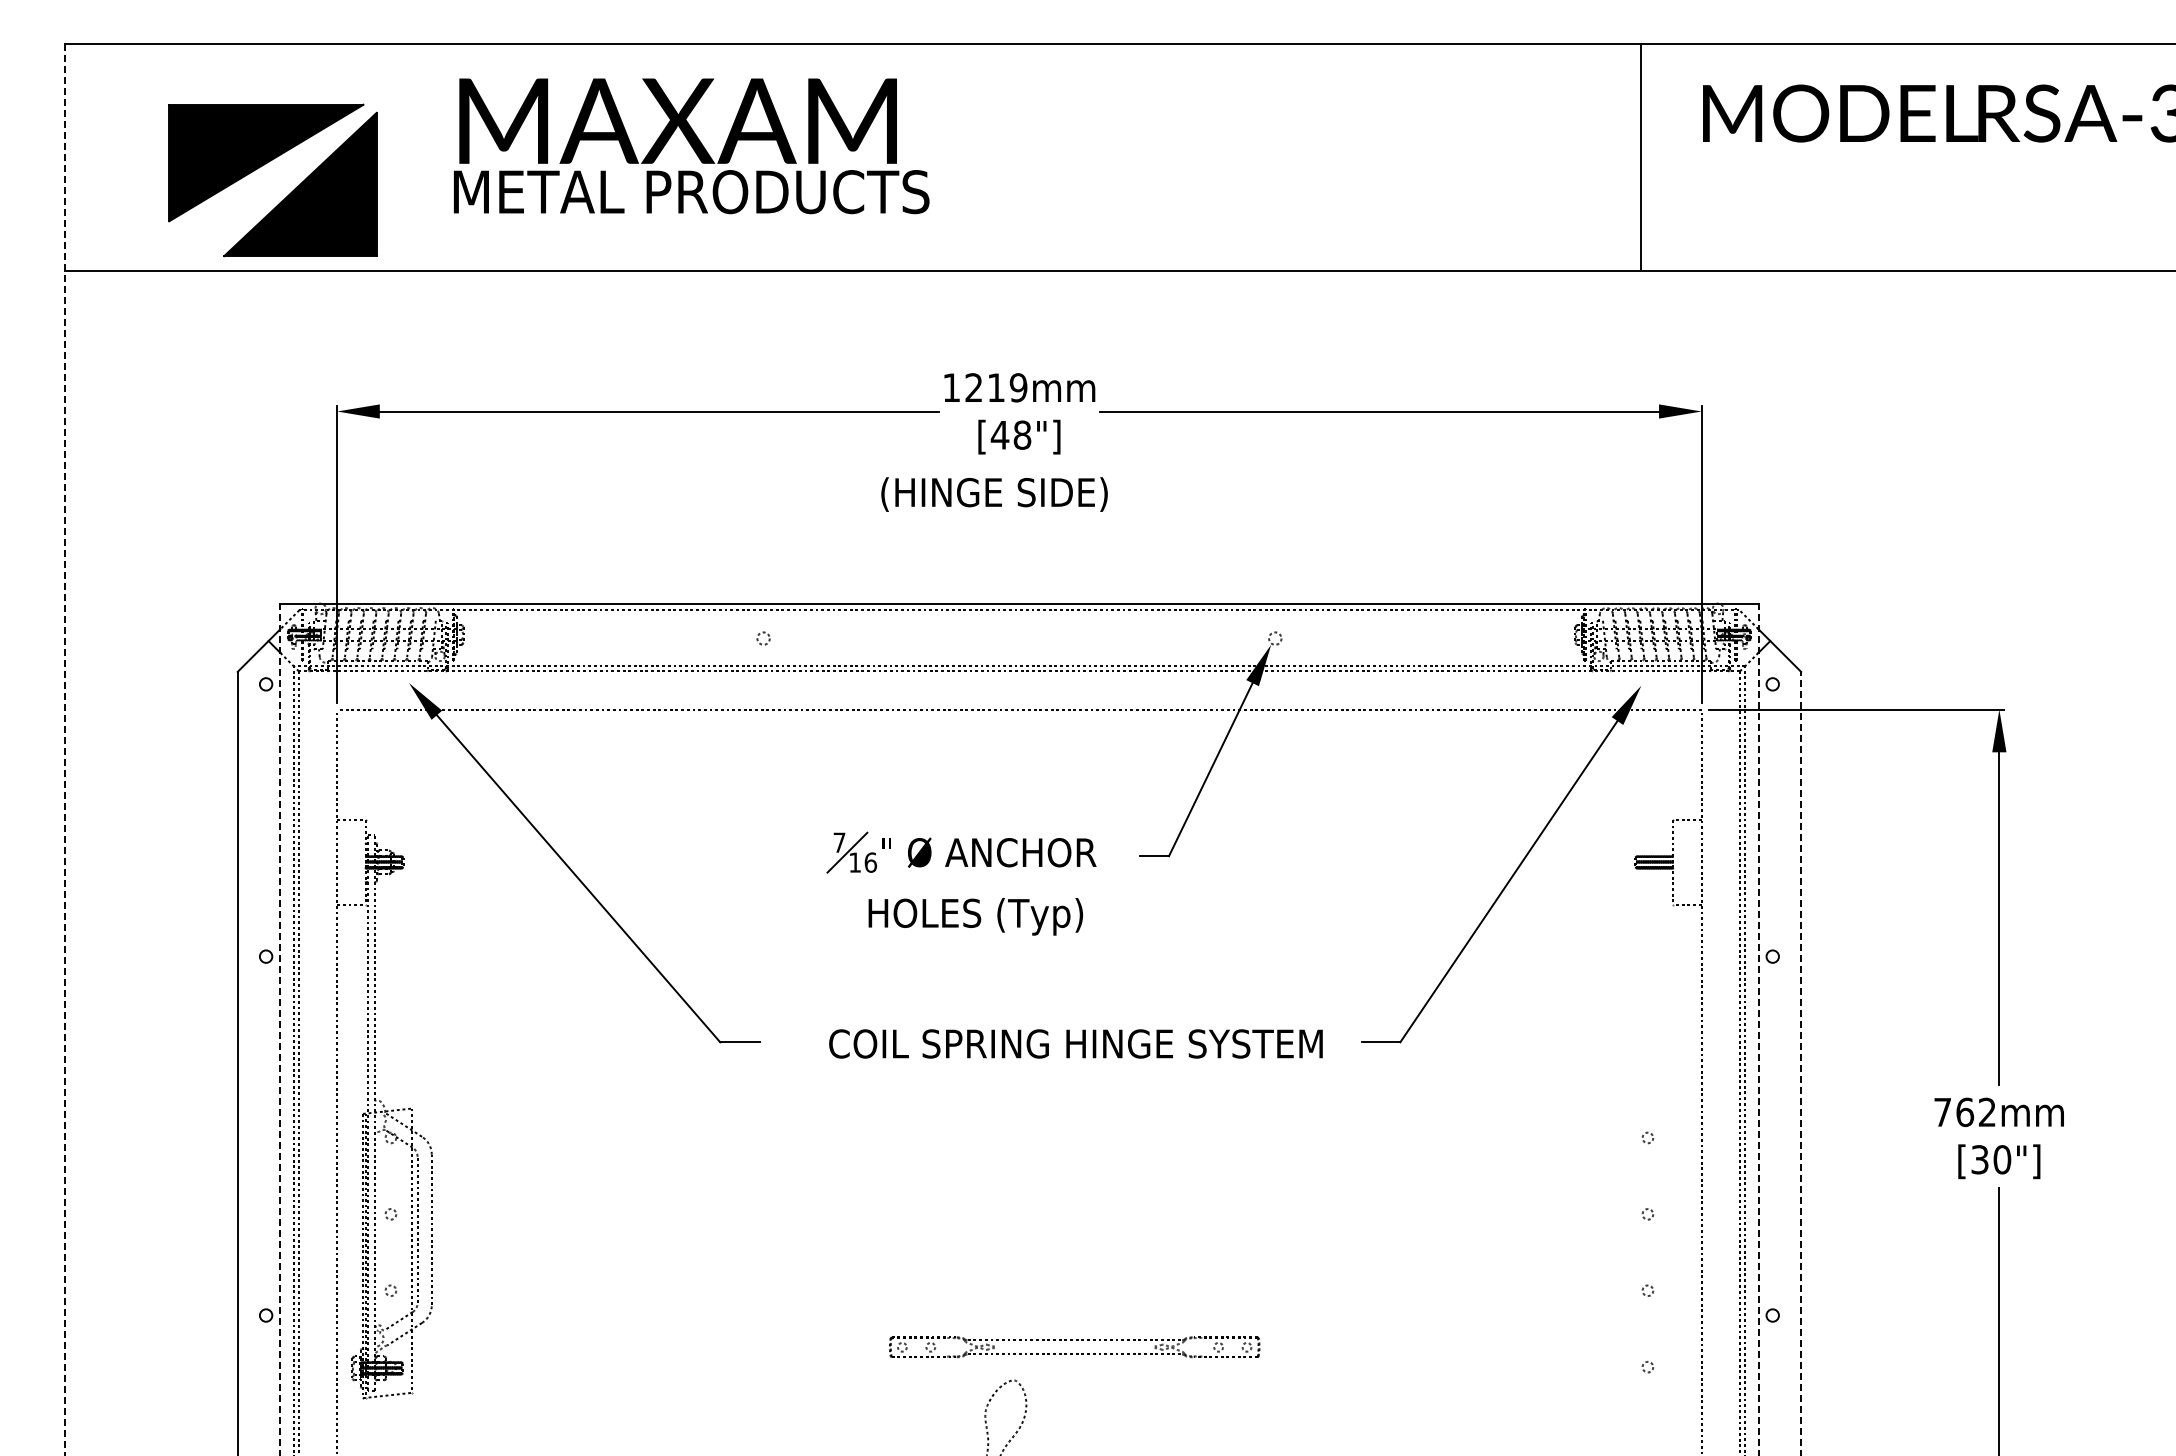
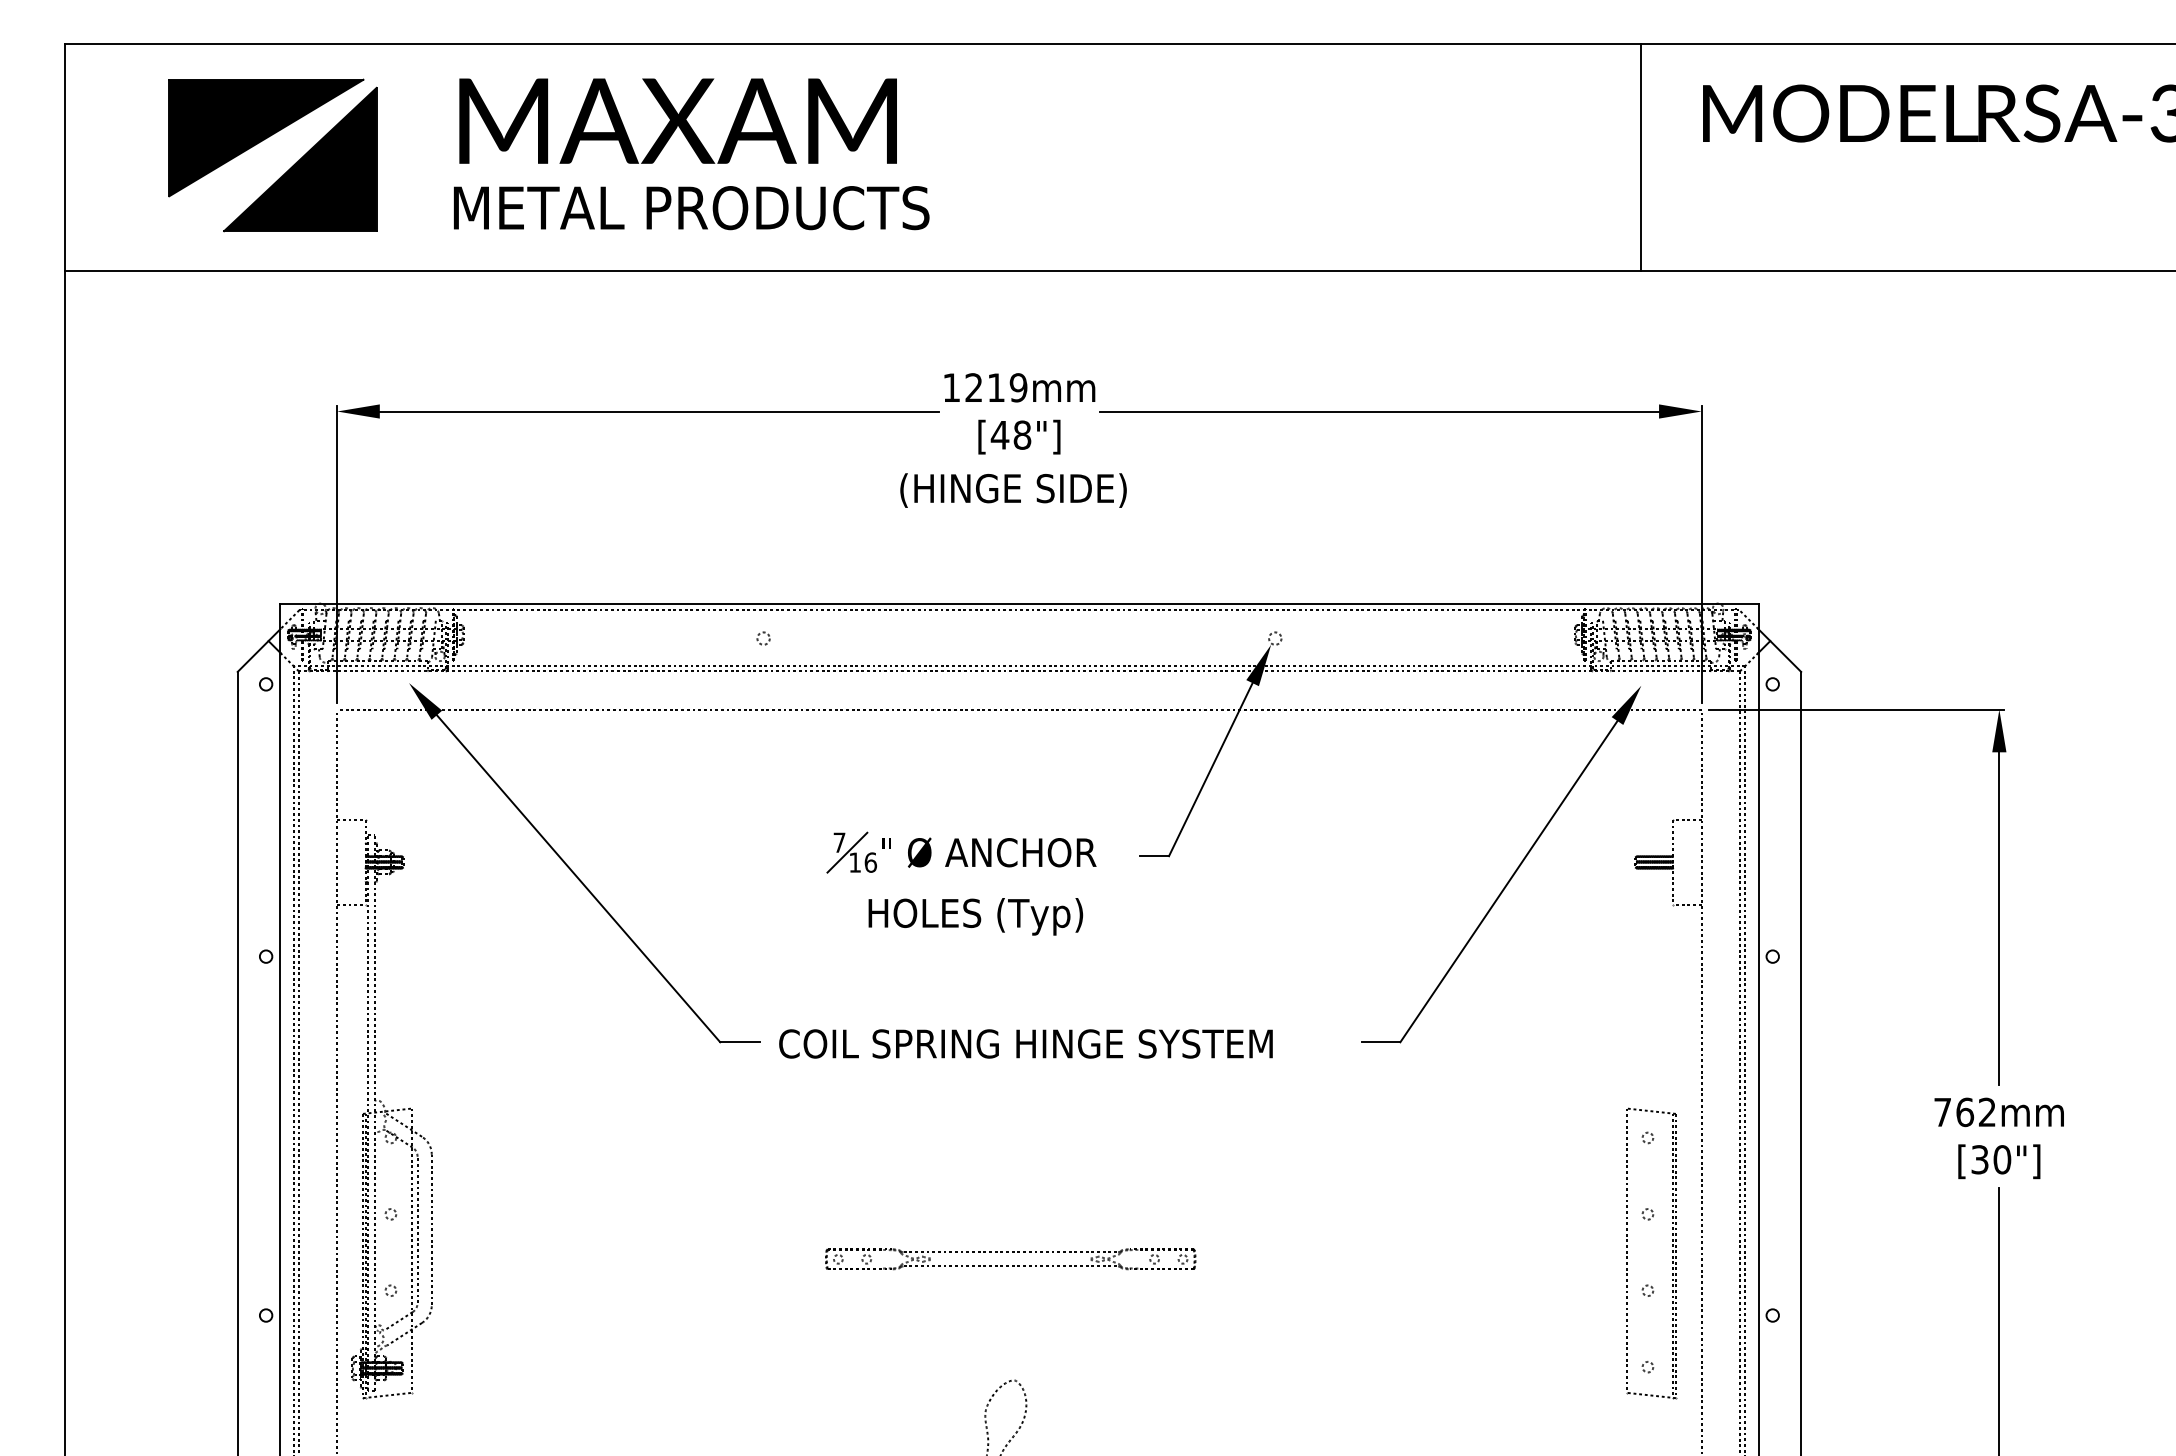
part position: (264, 165) -> (264, 140) (264, 140)
text position: (691, 192) -> (691, 208) (691, 208)
text position: (994, 494) -> (1013, 490) (1013, 490)
line: dashed -> solid (65, 749)
line: dashed -> solid (280, 1029)
line: dashed -> solid (1758, 1029)
text position: (1075, 1043) -> (1025, 1043) (1025, 1043)
line: dashed -> solid (1801, 1063)
part: none -> present (1672, 1252)
part position: (1072, 1353) -> (1008, 1265) (1008, 1265)
